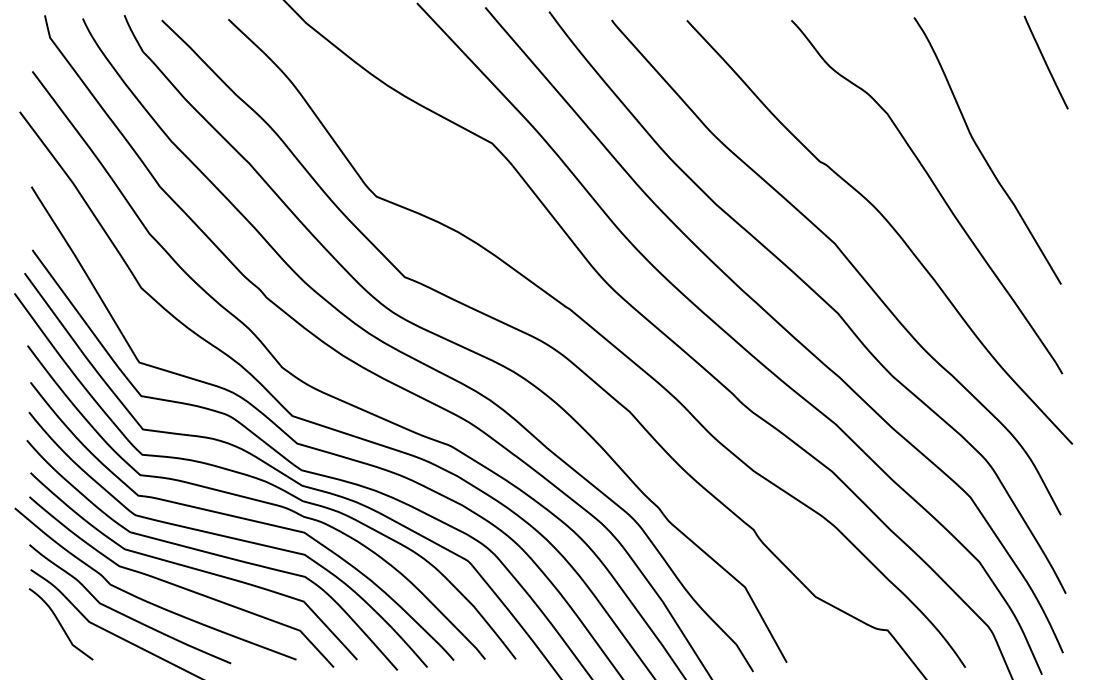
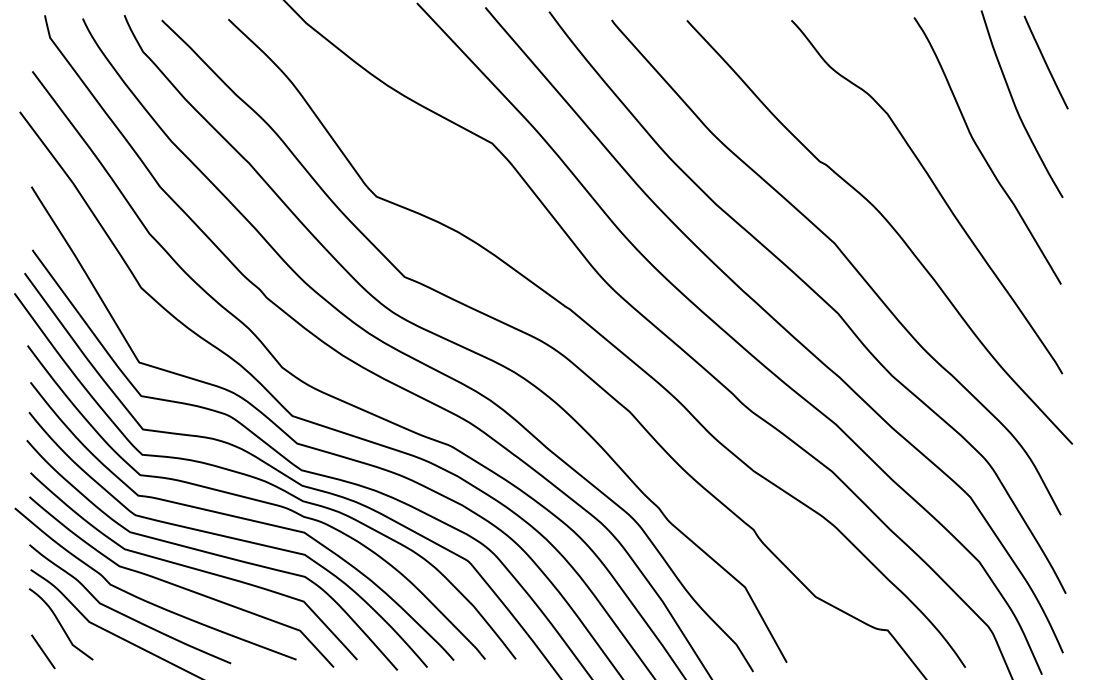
curve: none -> present (1016, 106)
line: none -> present (43, 651)
